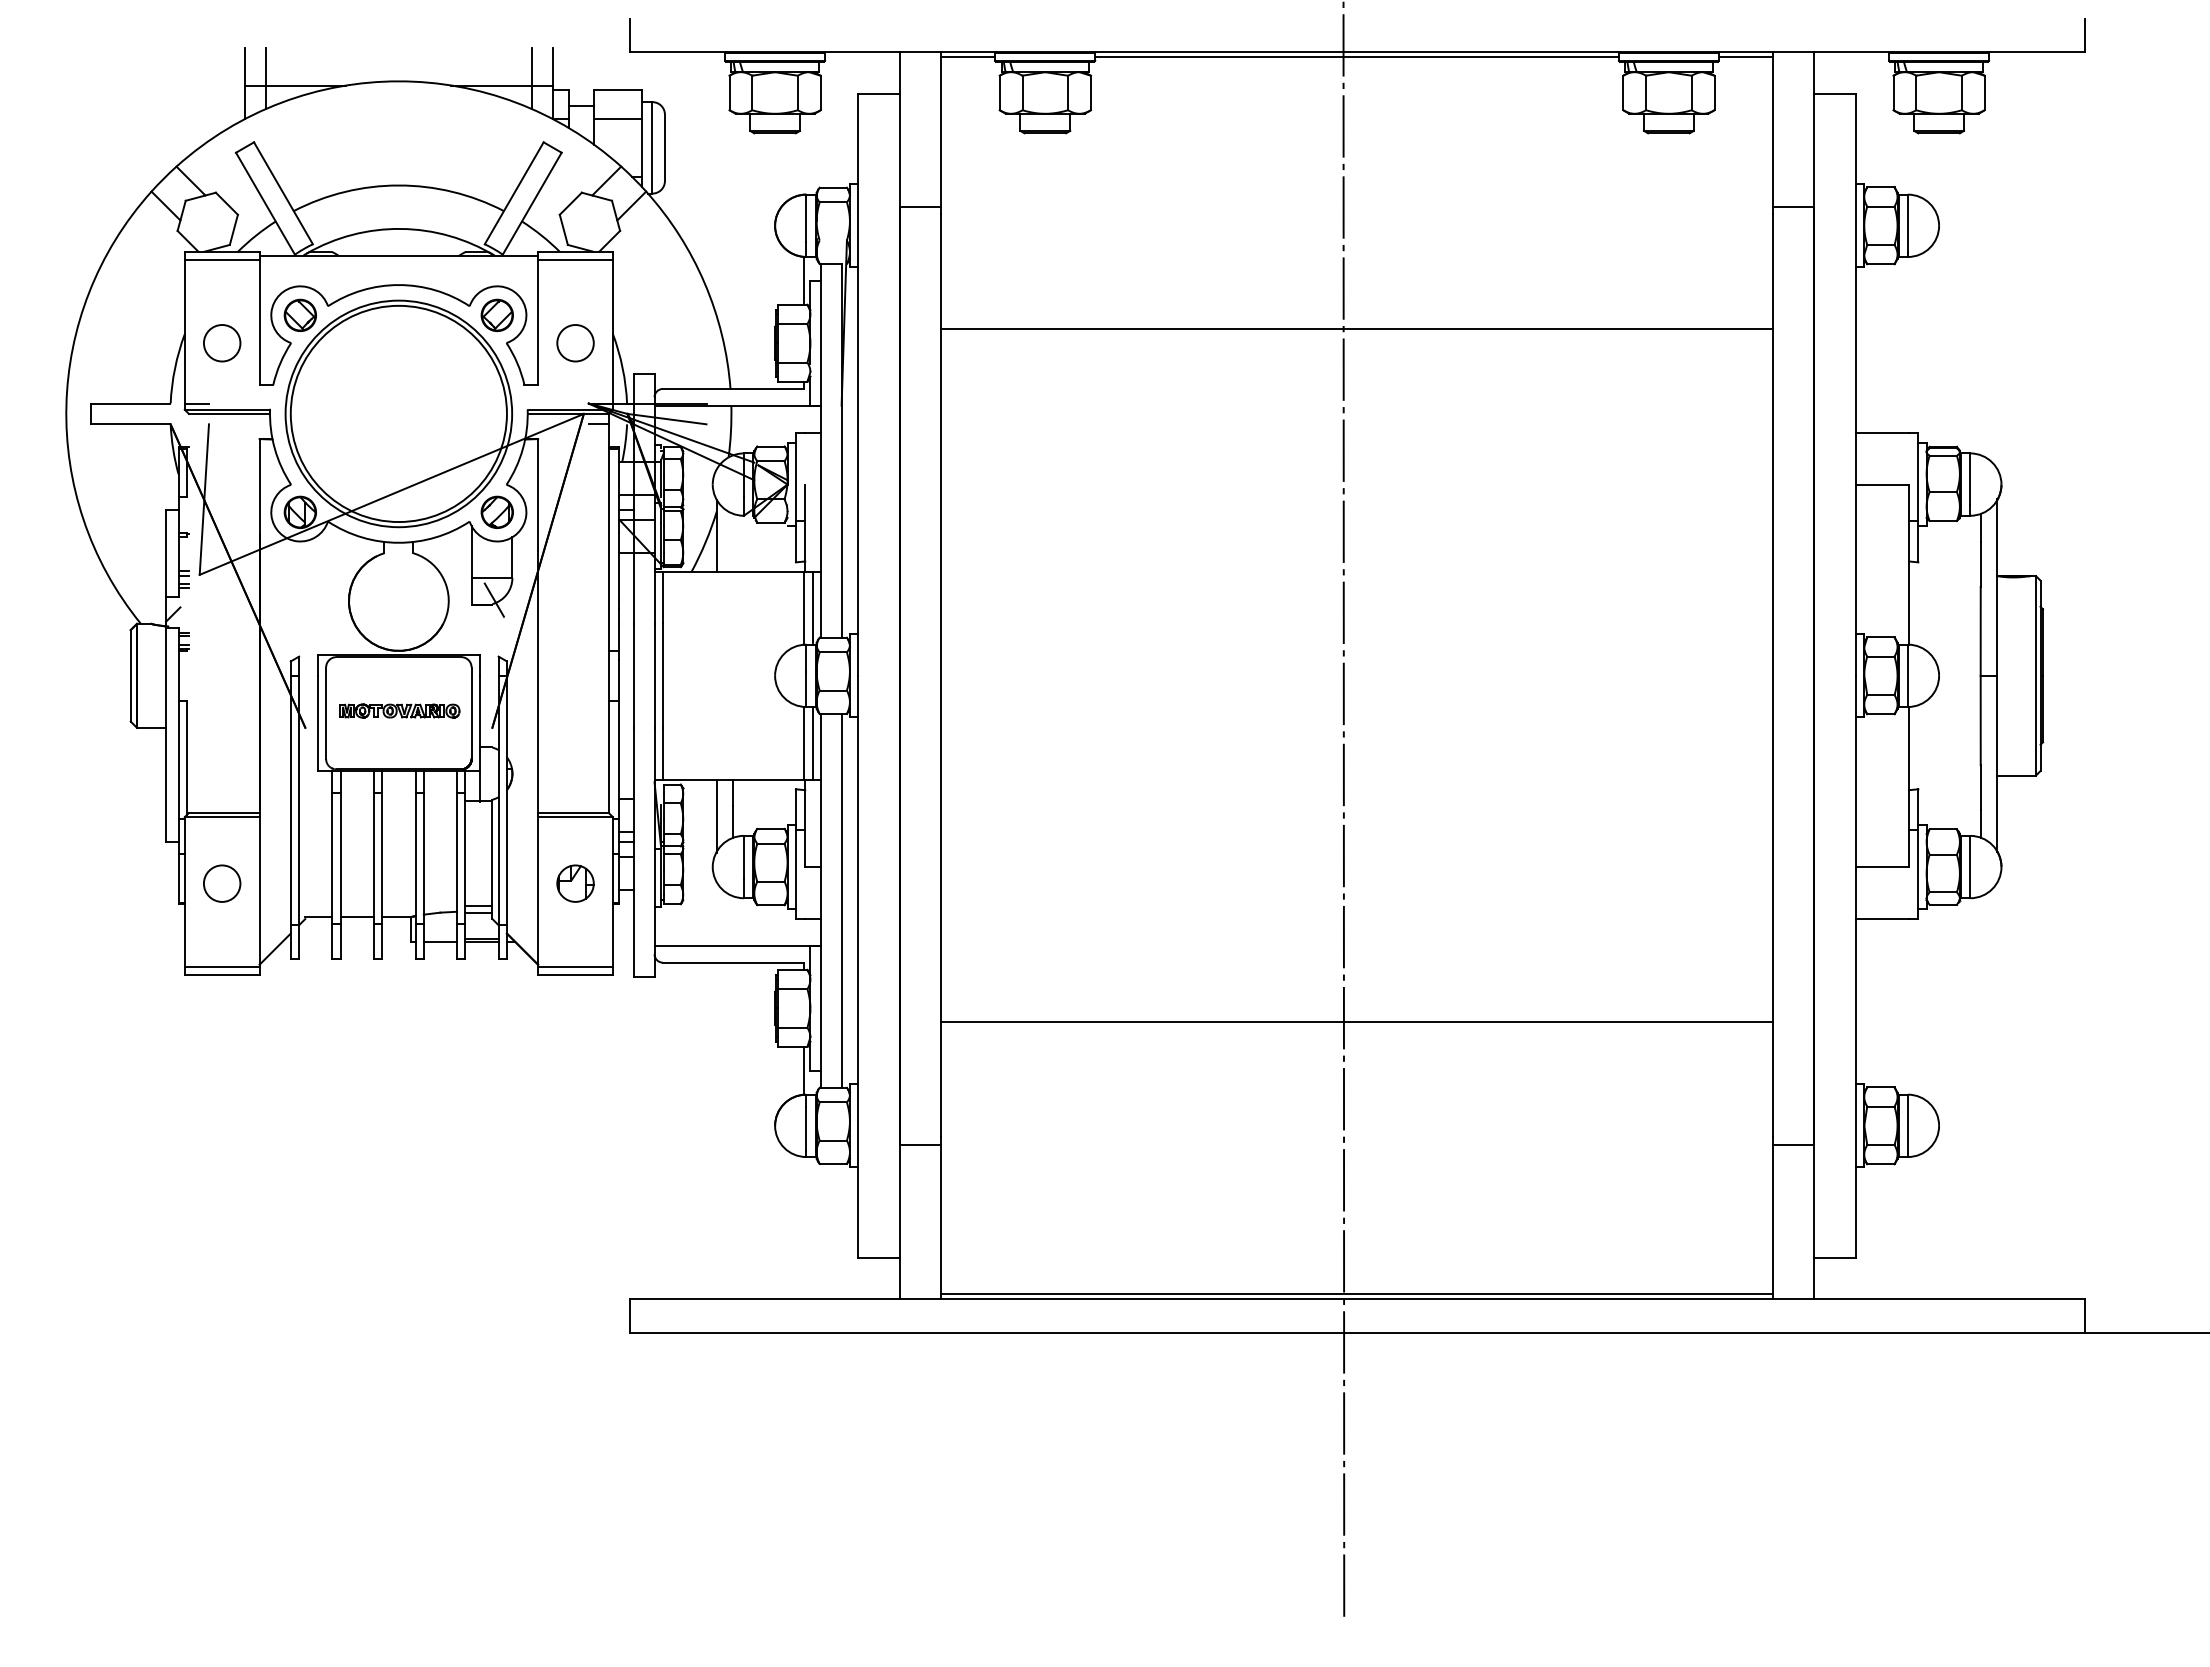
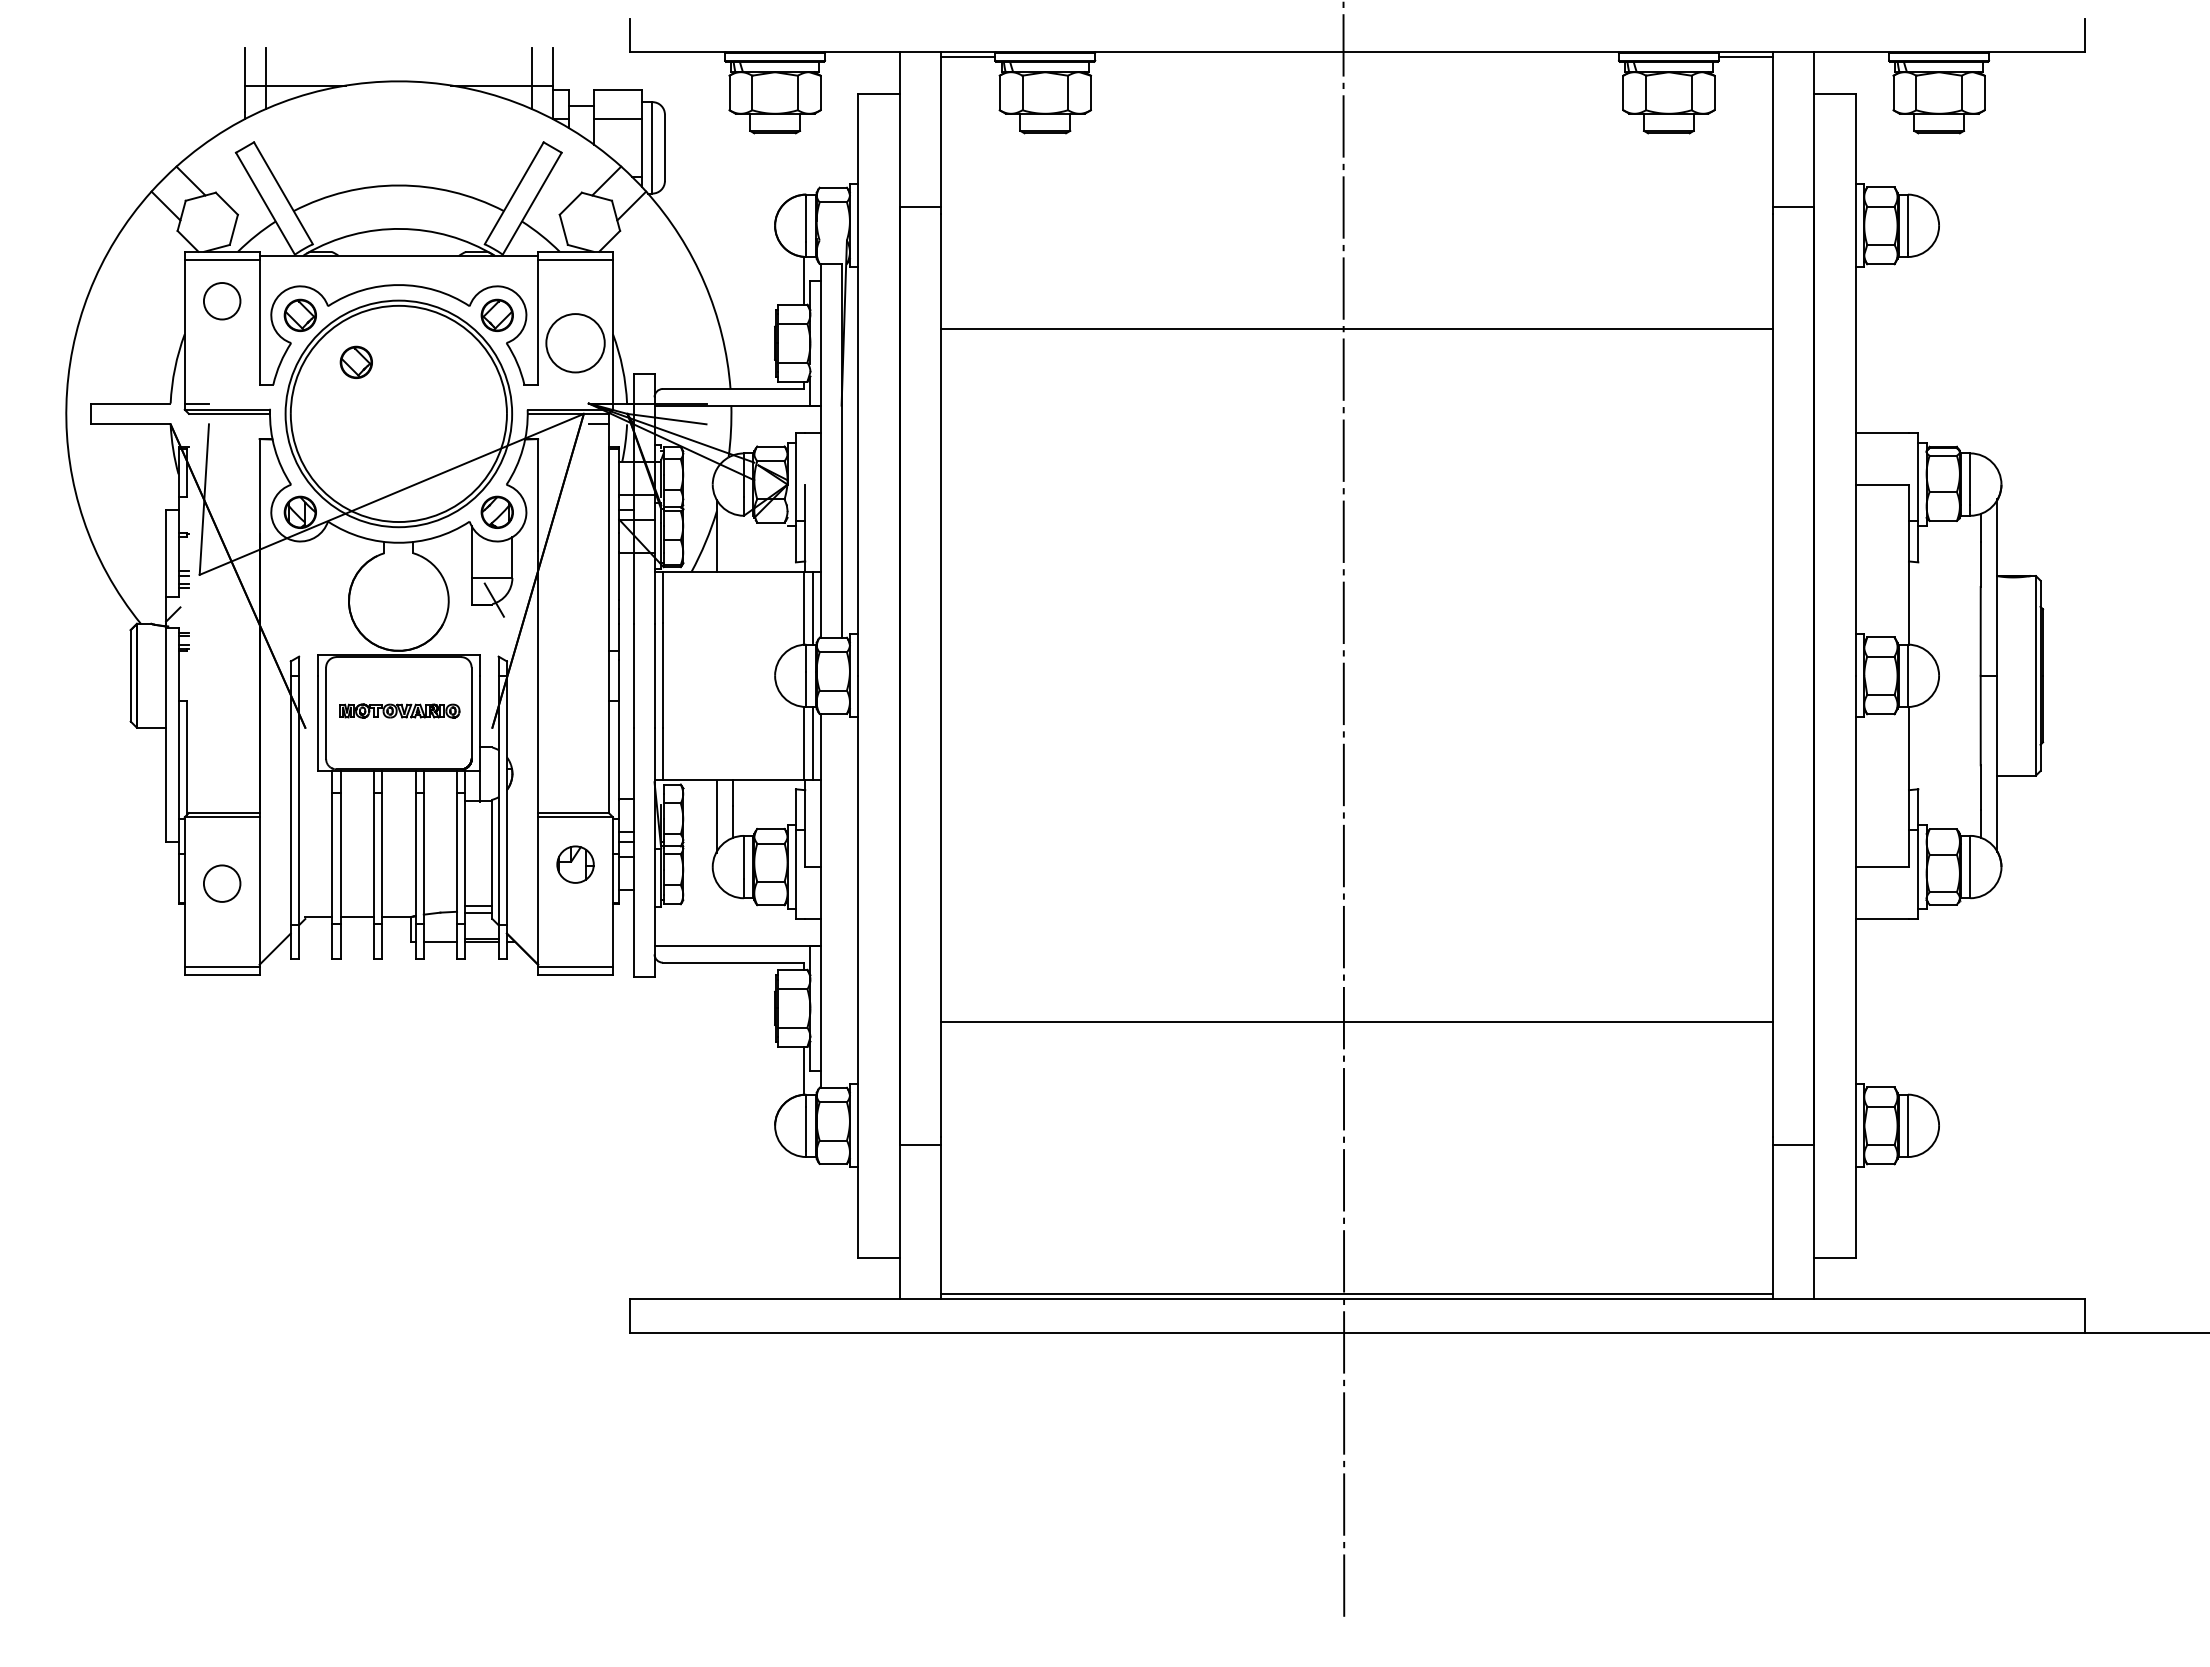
line: present -> none (1357, 57)
circle position: (222, 343) -> (222, 301) (222, 301)
circle diameter: 36 px -> 58 px (575, 343)
part: none -> present (355, 361)
part position: (575, 883) -> (575, 864) (575, 864)
line: present -> none (841, 900)
